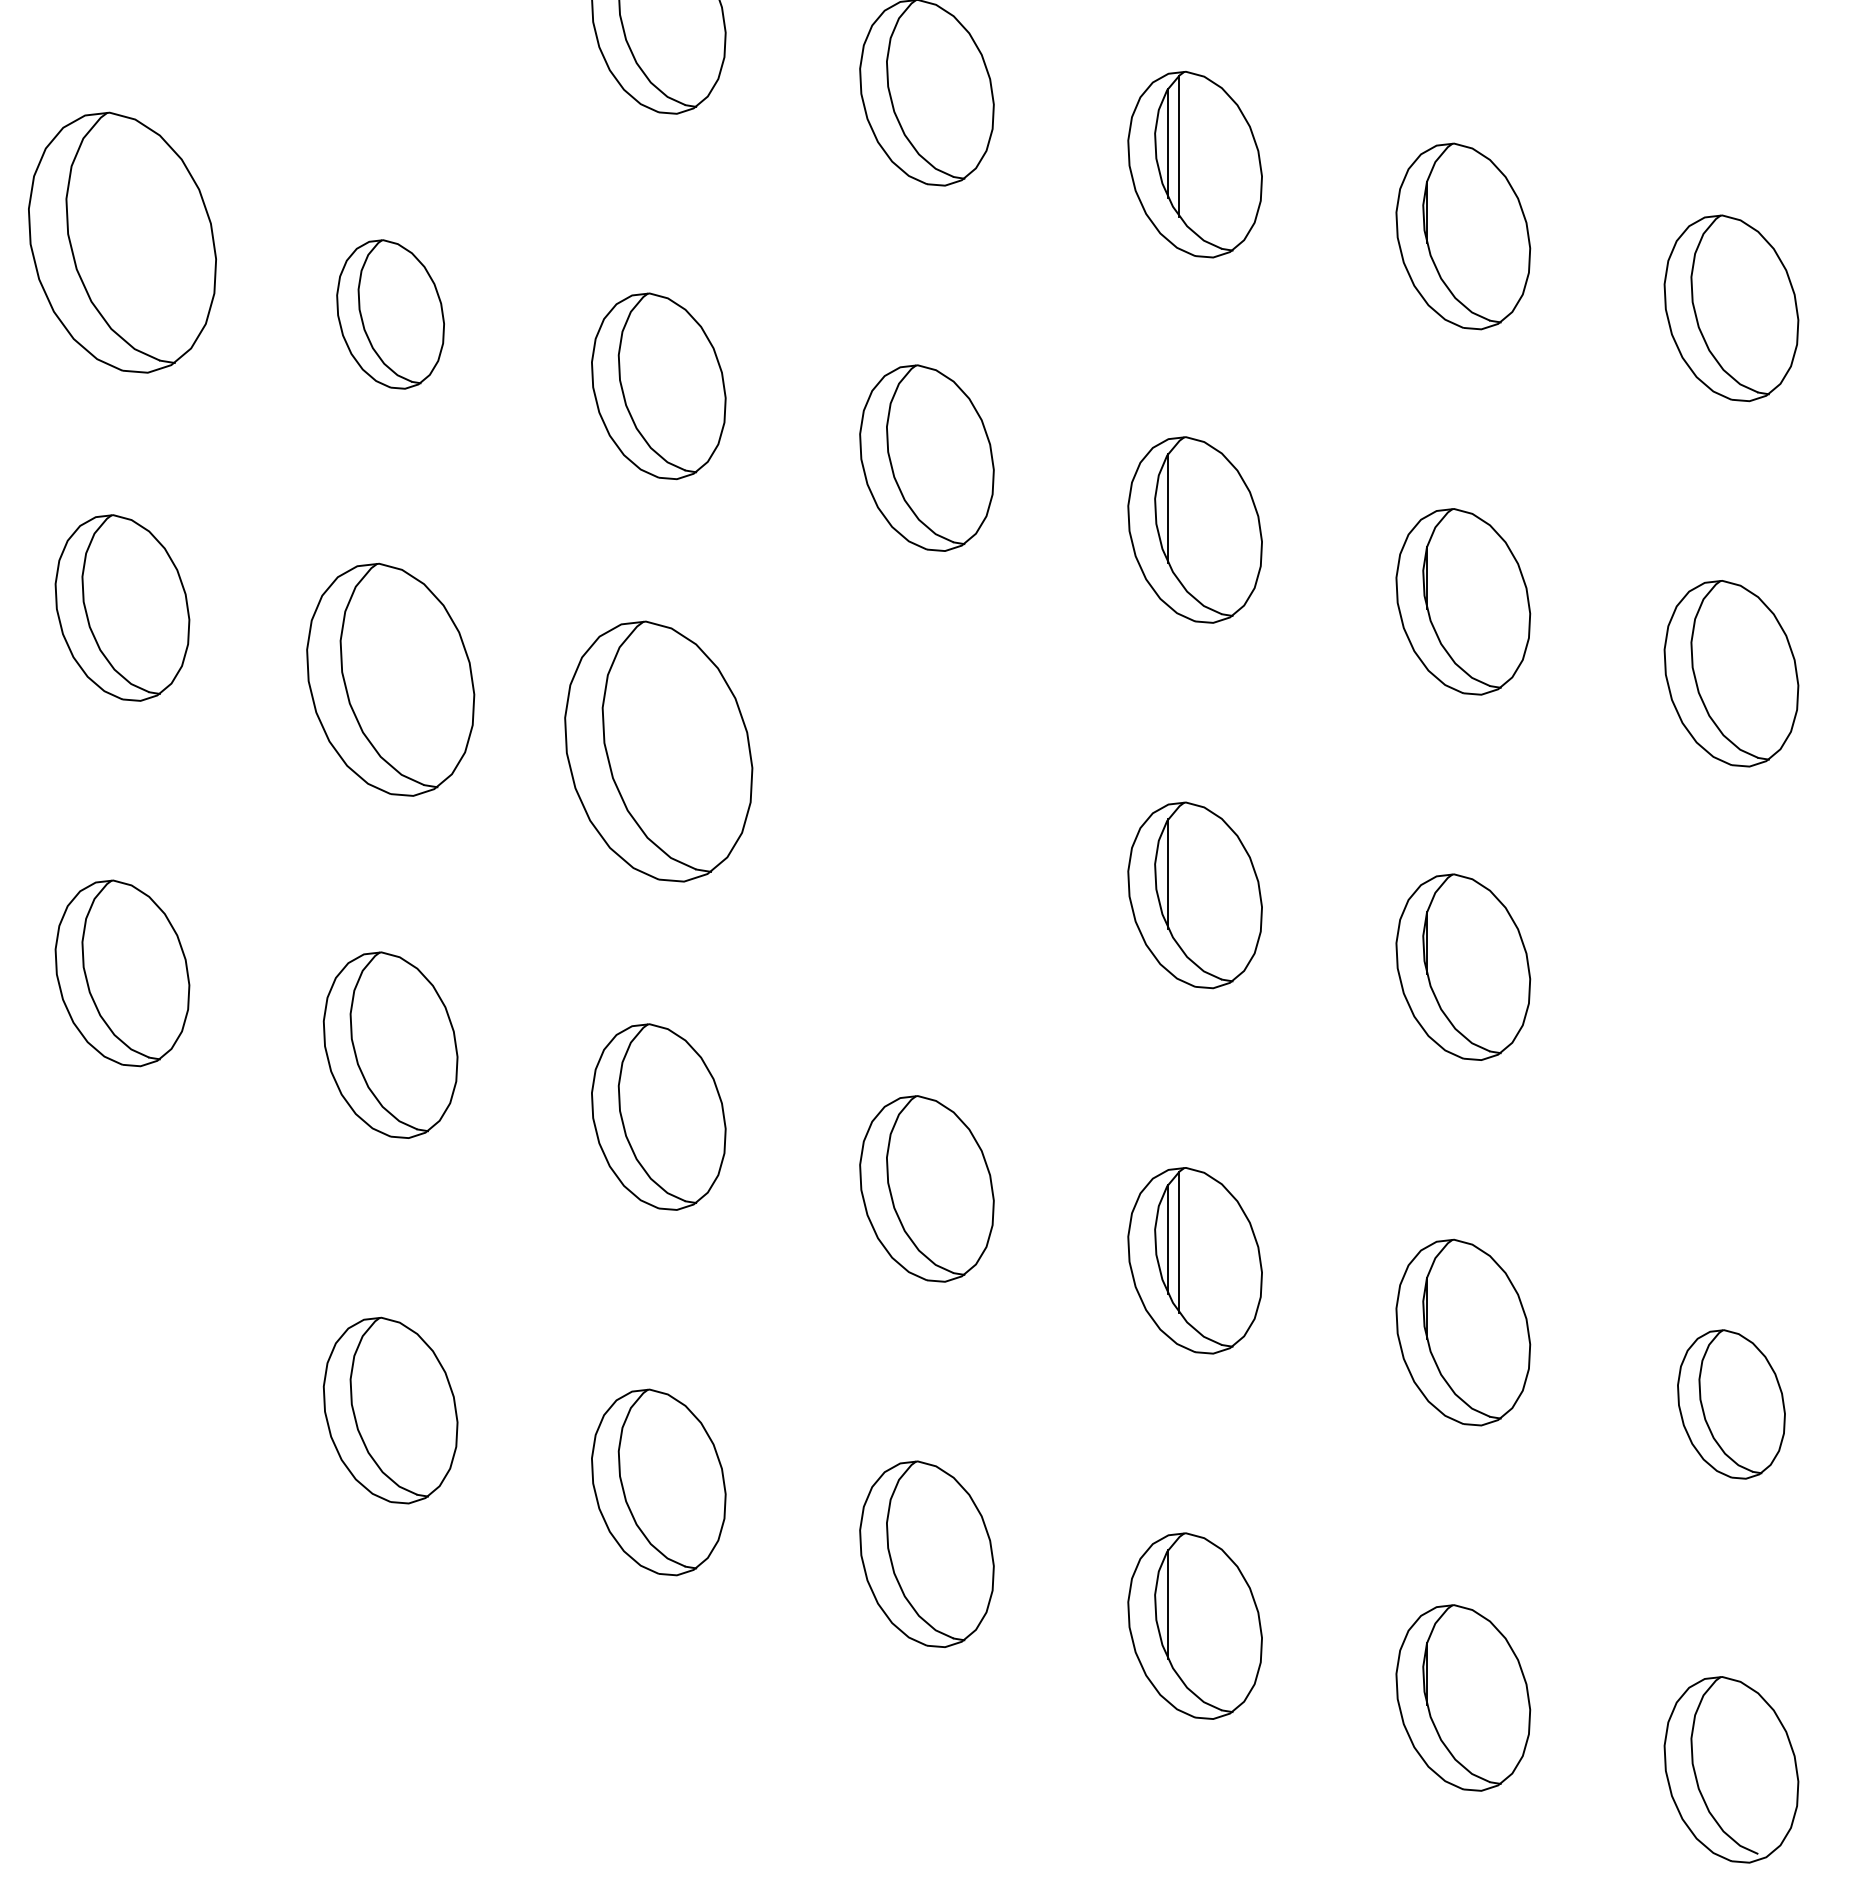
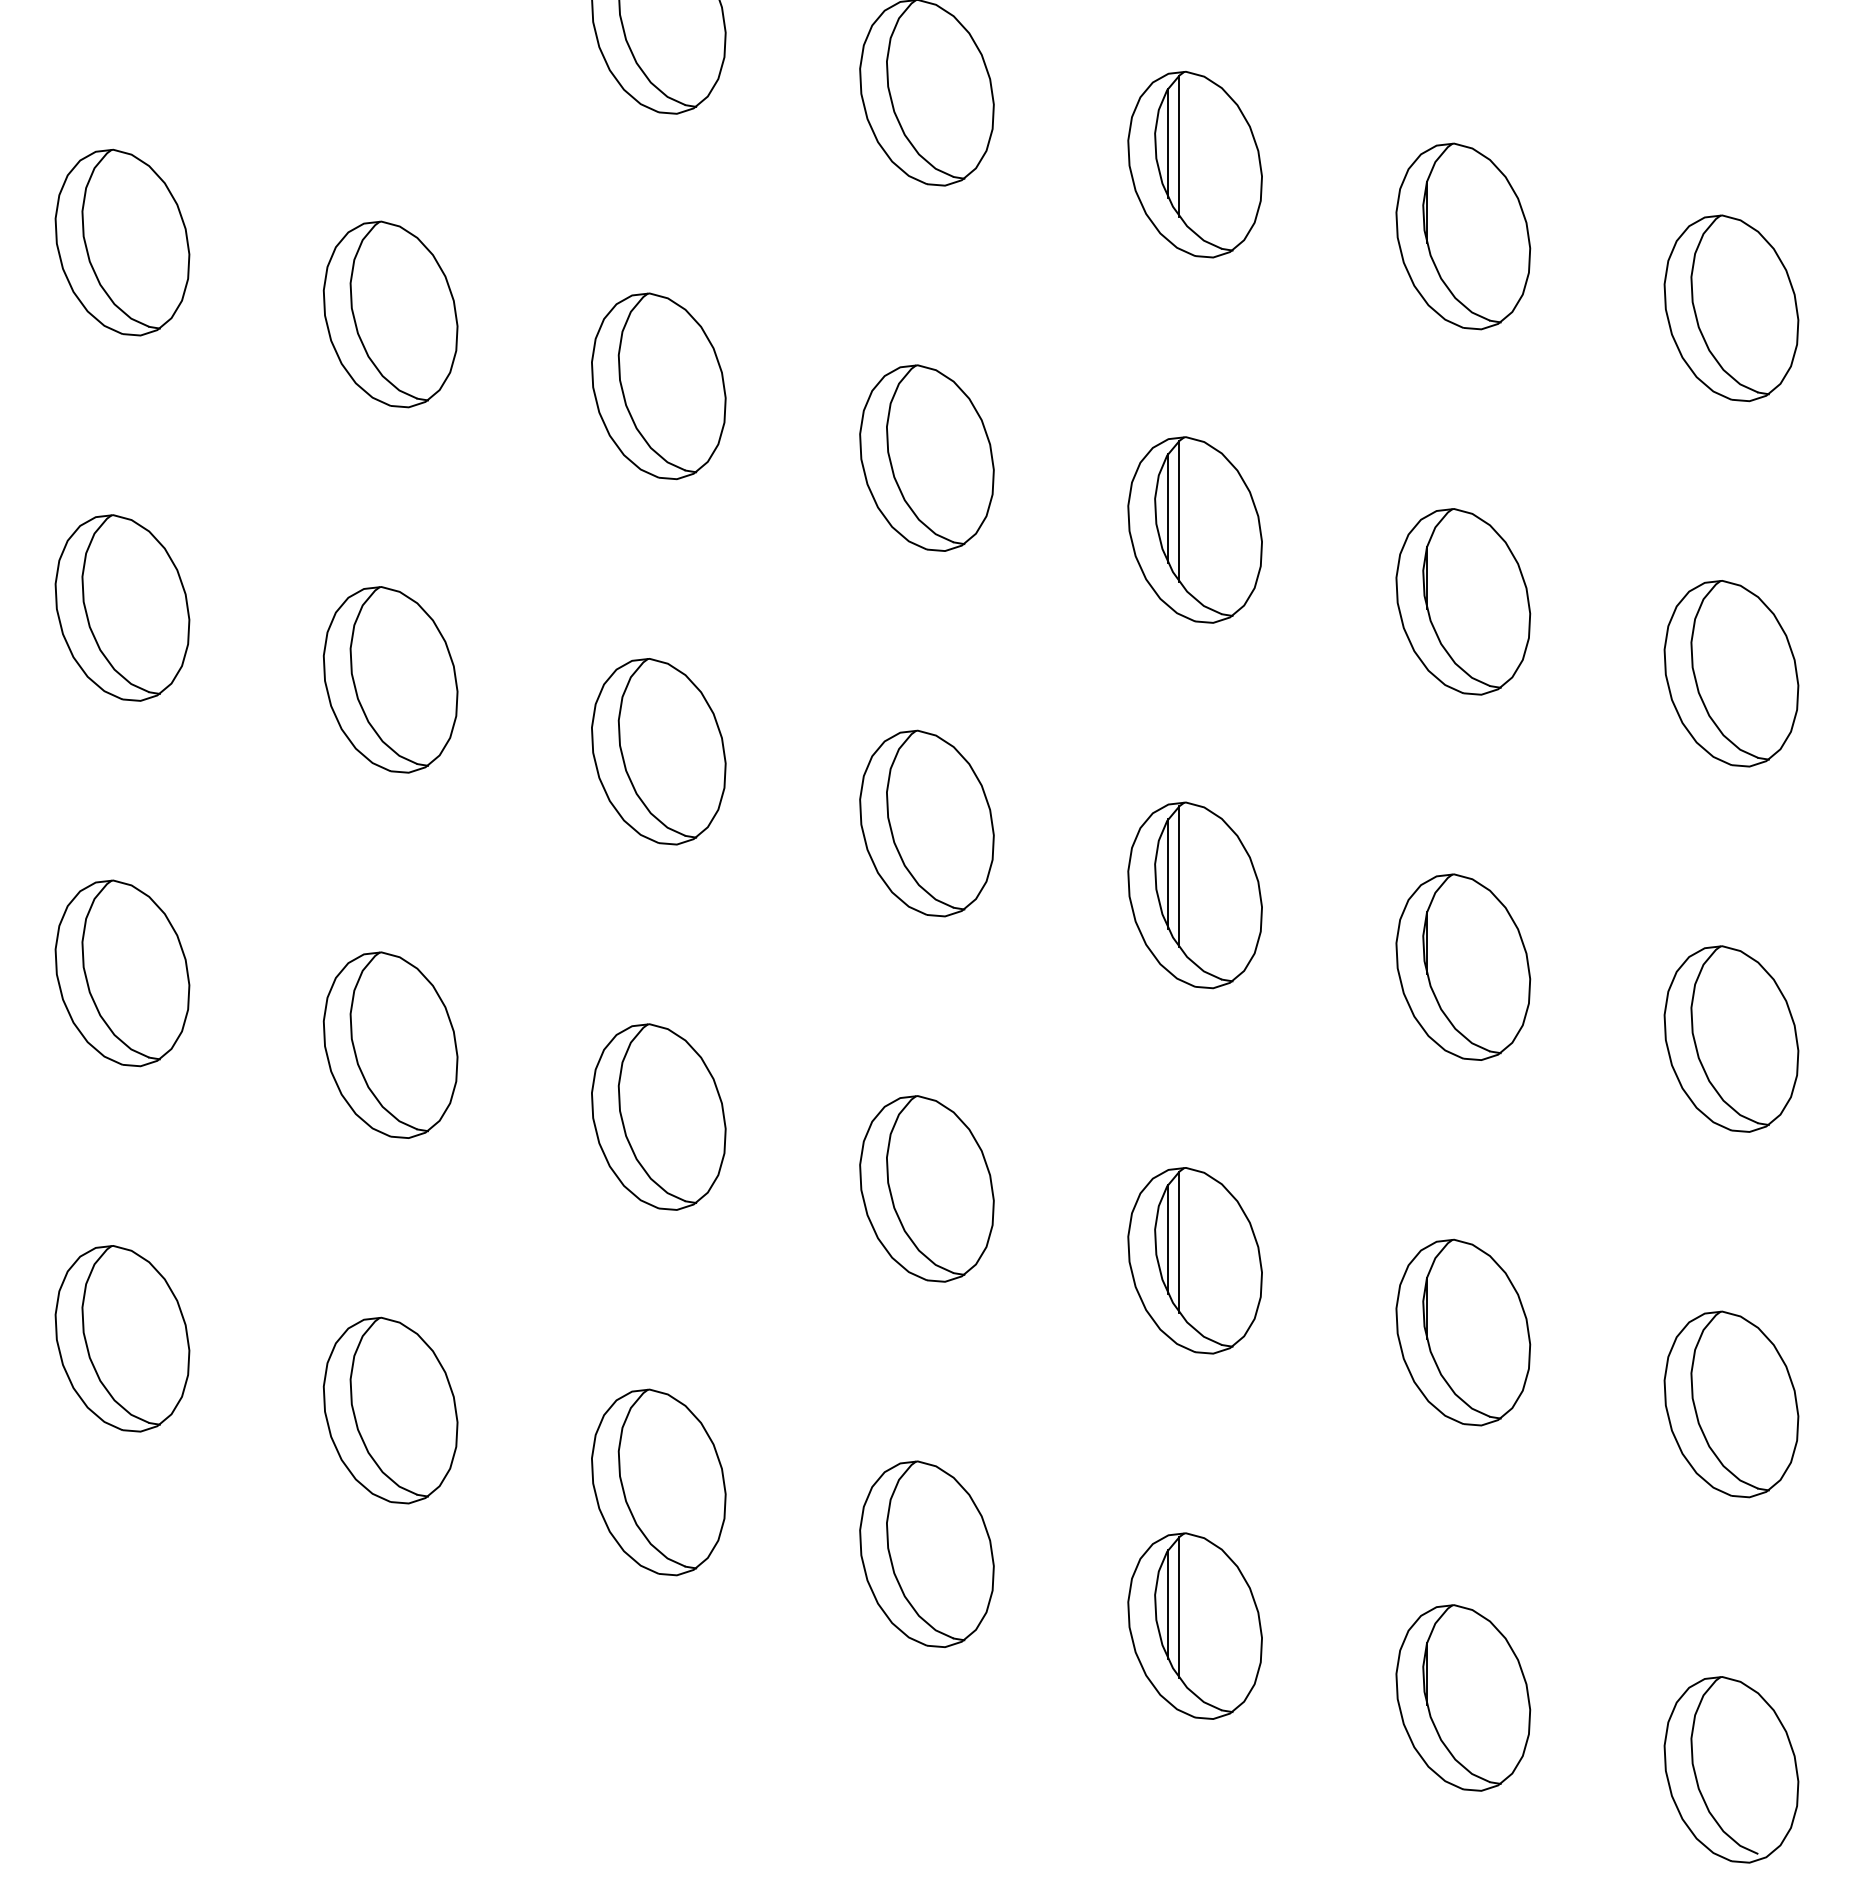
part size: 189x263 px -> 137x189 px (122, 242)
part size: 109x151 px -> 137x189 px (390, 314)
line: none -> present (1179, 511)
part size: 170x235 px -> 137x188 px (390, 679)
part size: 190x263 px -> 136x188 px (658, 751)
part: none -> present (926, 823)
line: none -> present (1179, 876)
part: none -> present (1731, 1038)
part: none -> present (122, 1338)
part size: 109x151 px -> 137x189 px (1731, 1404)
line: none -> present (1179, 1607)
